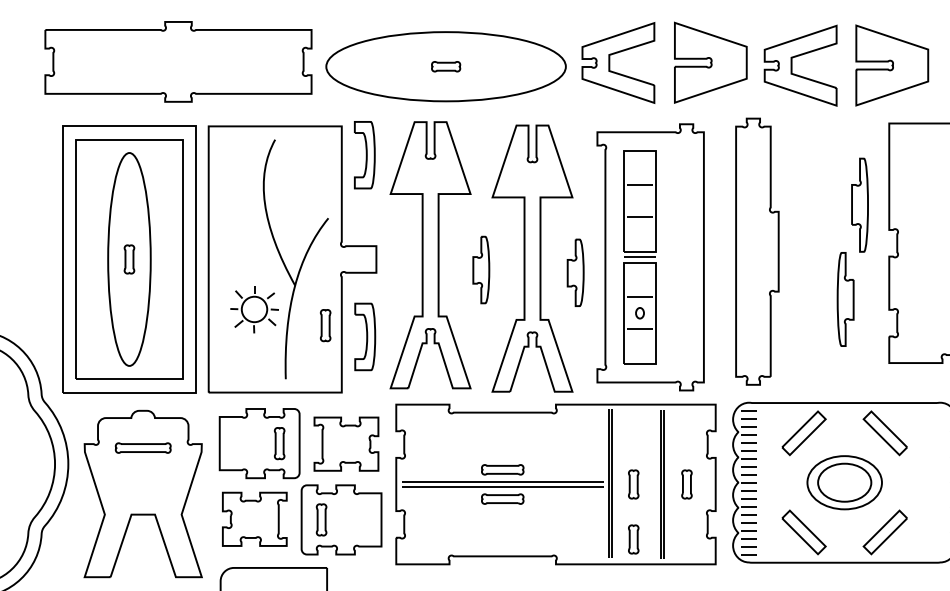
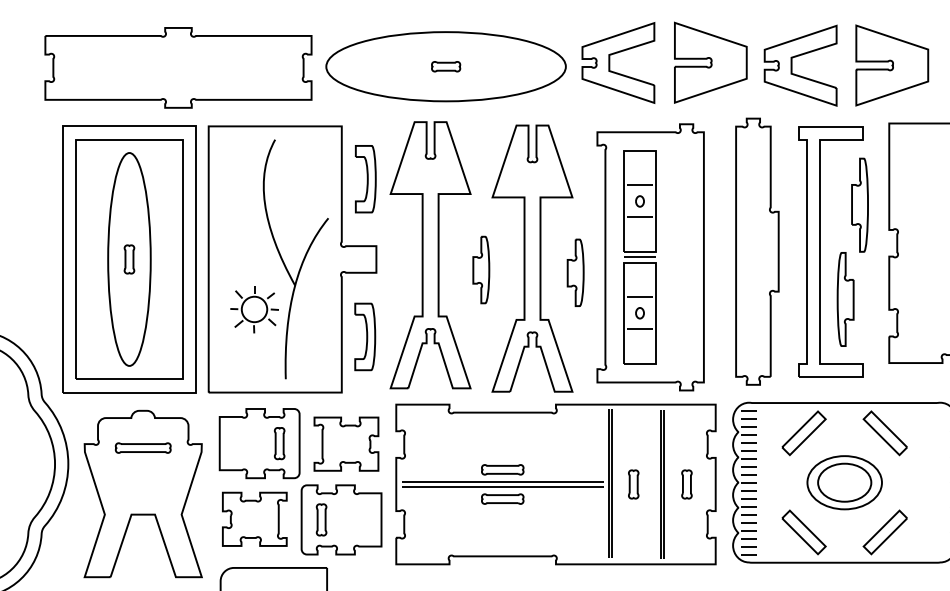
part position: (178, 61) -> (178, 67) (178, 67)
part position: (364, 155) -> (365, 179) (365, 179)
part: none -> present (639, 201)
part: none -> present (820, 251)
part: present -> none (325, 325)
part: present -> none (633, 539)
